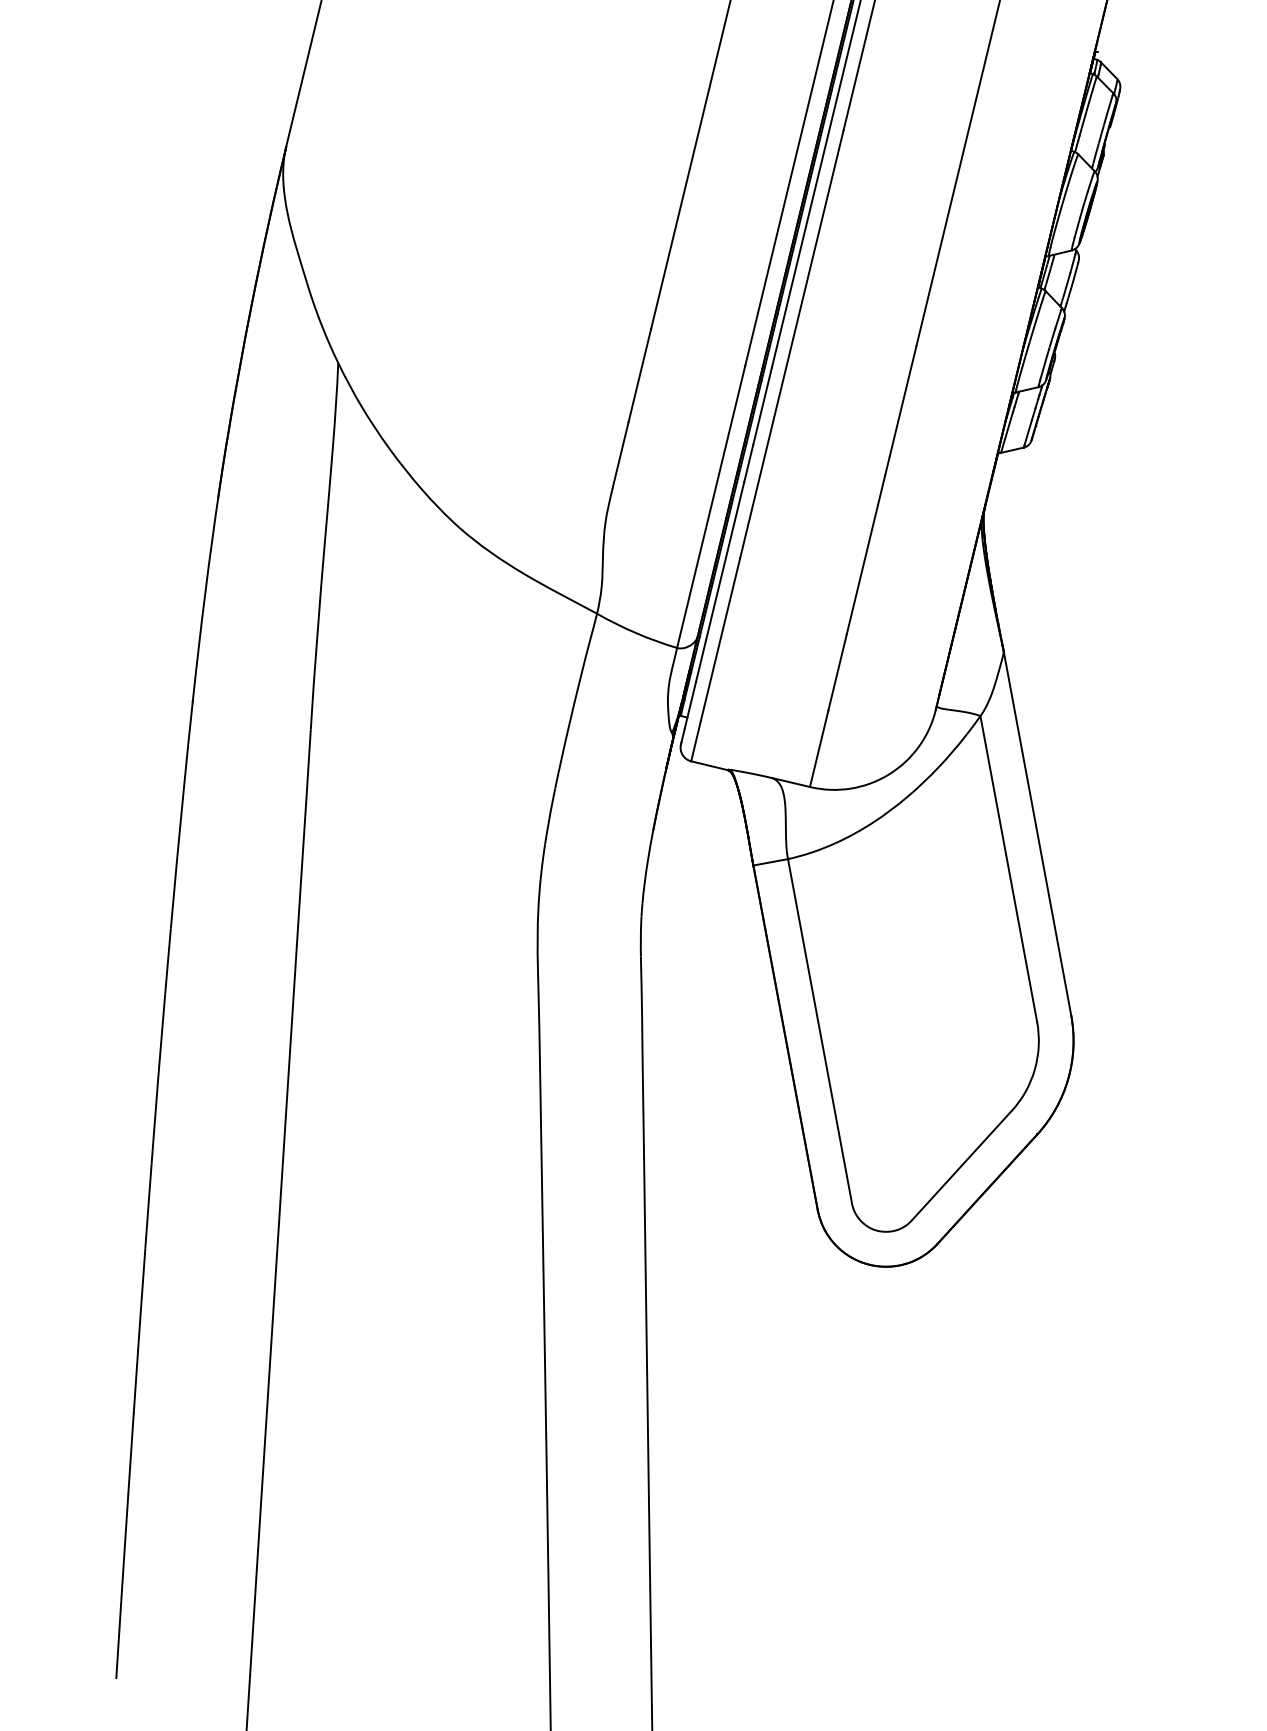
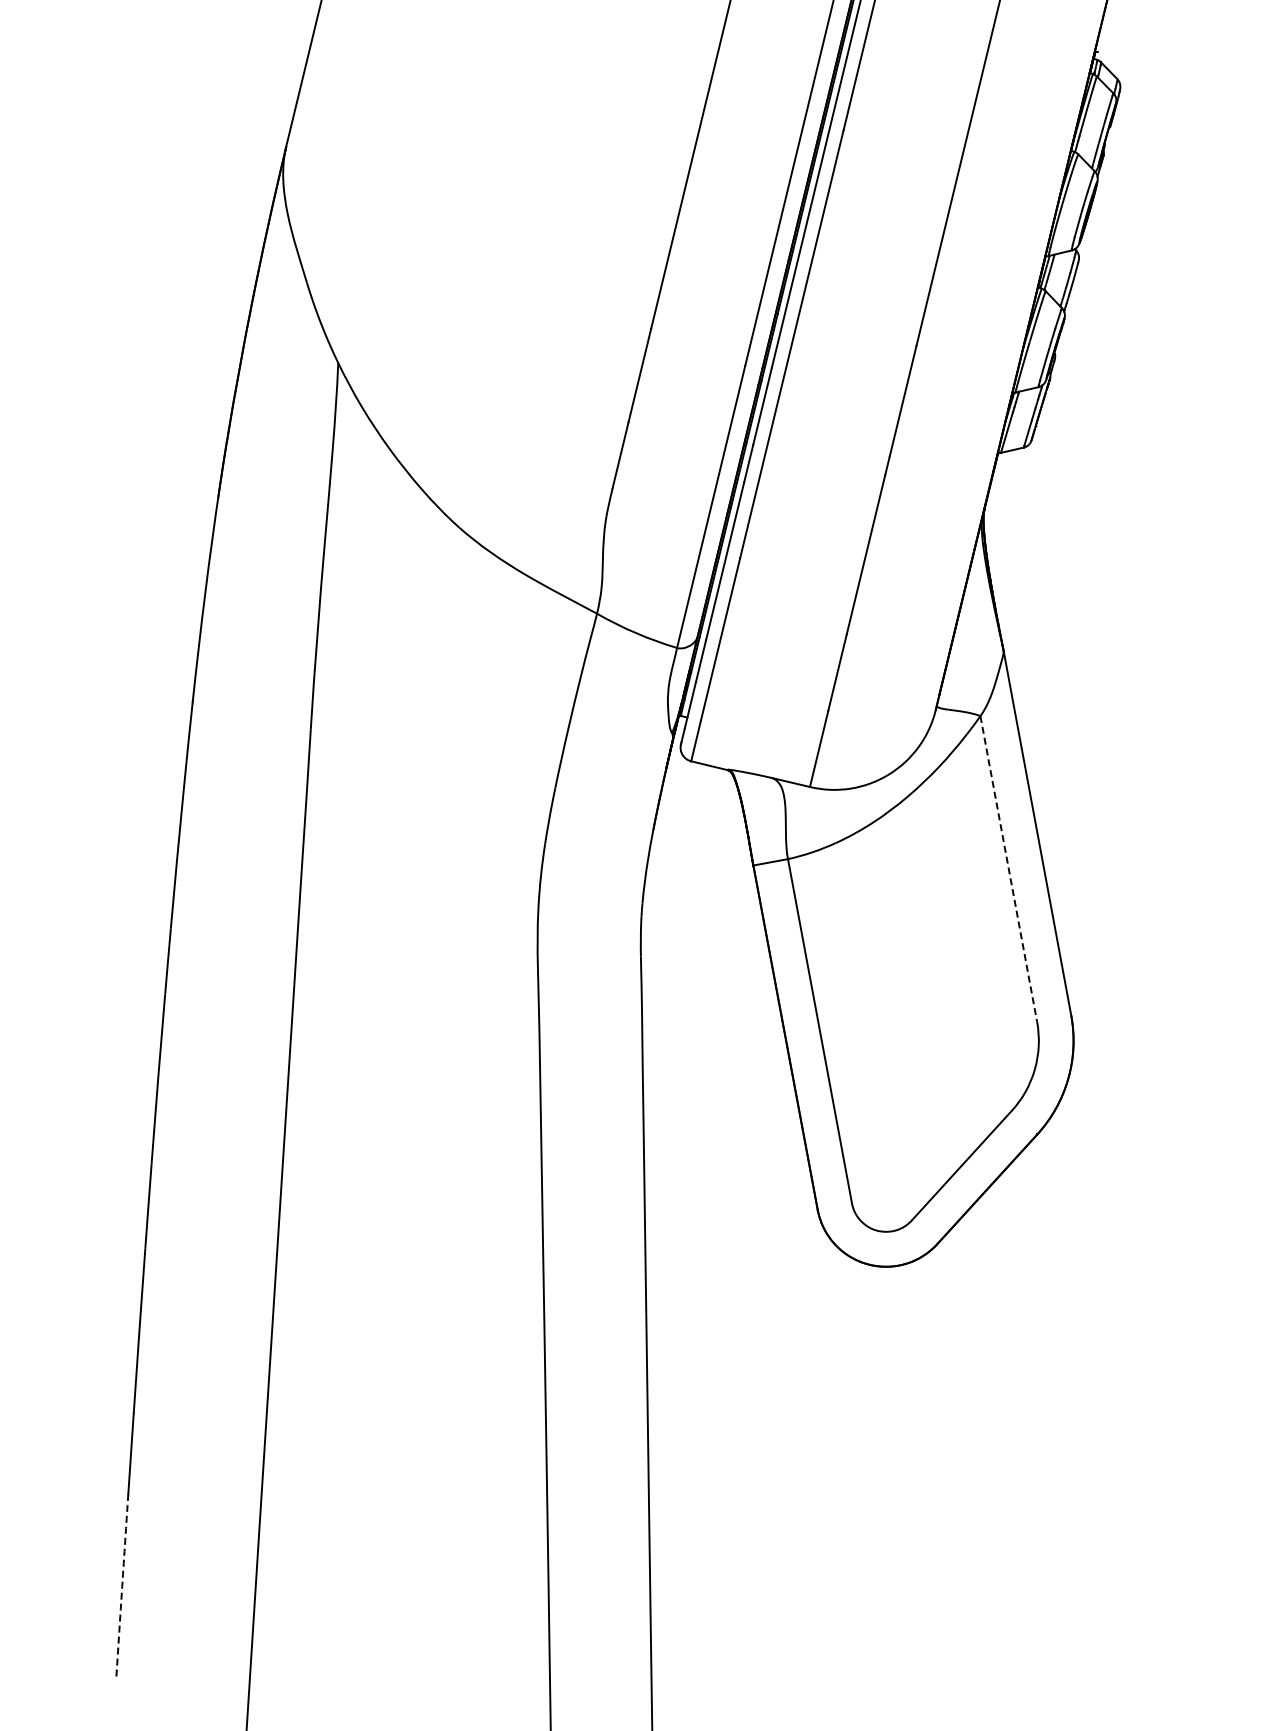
line: solid -> dashed (1008, 869)
arc: solid -> dashed (122, 1586)
